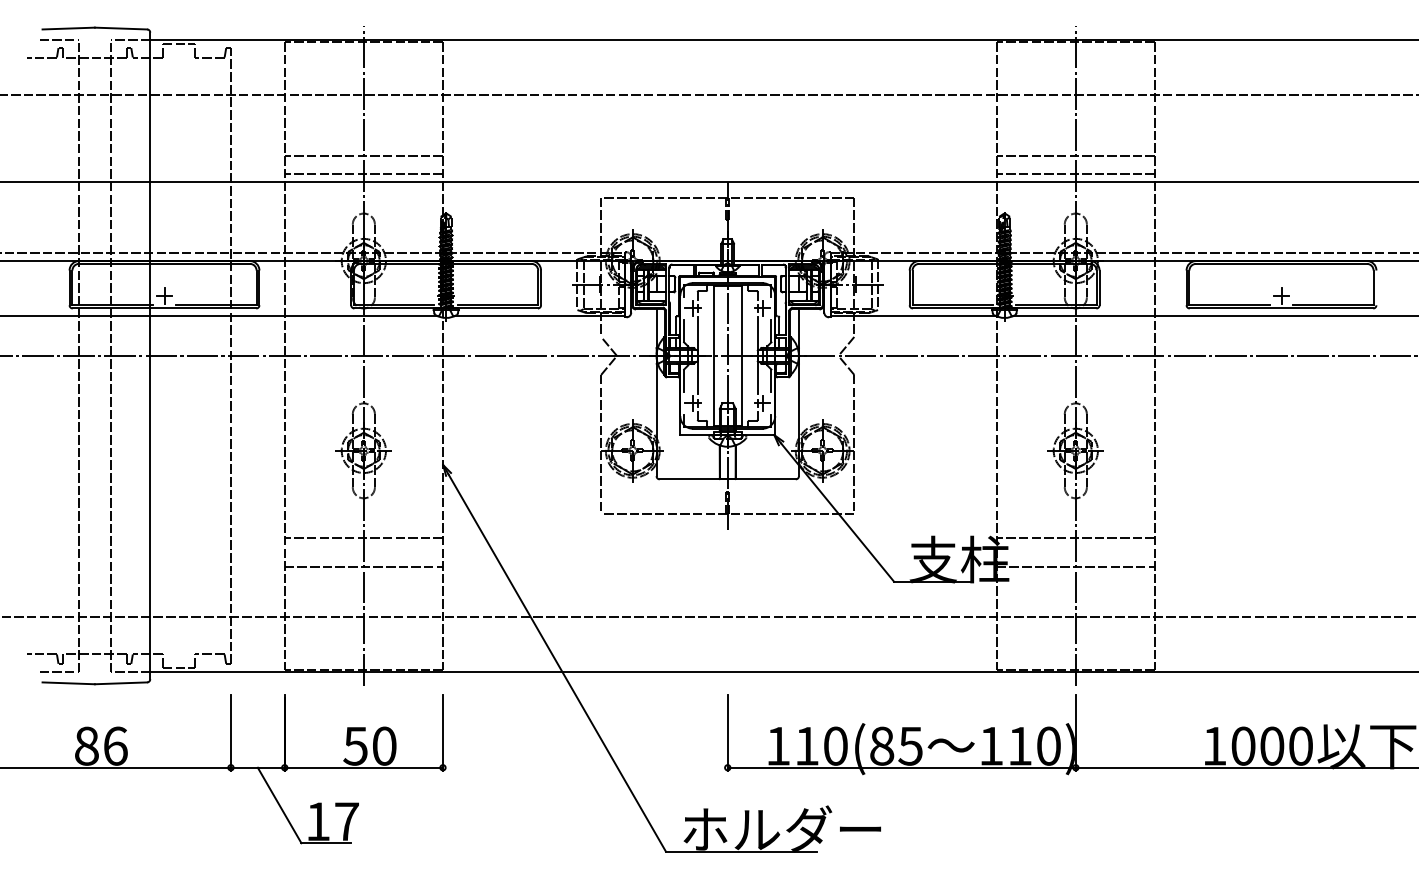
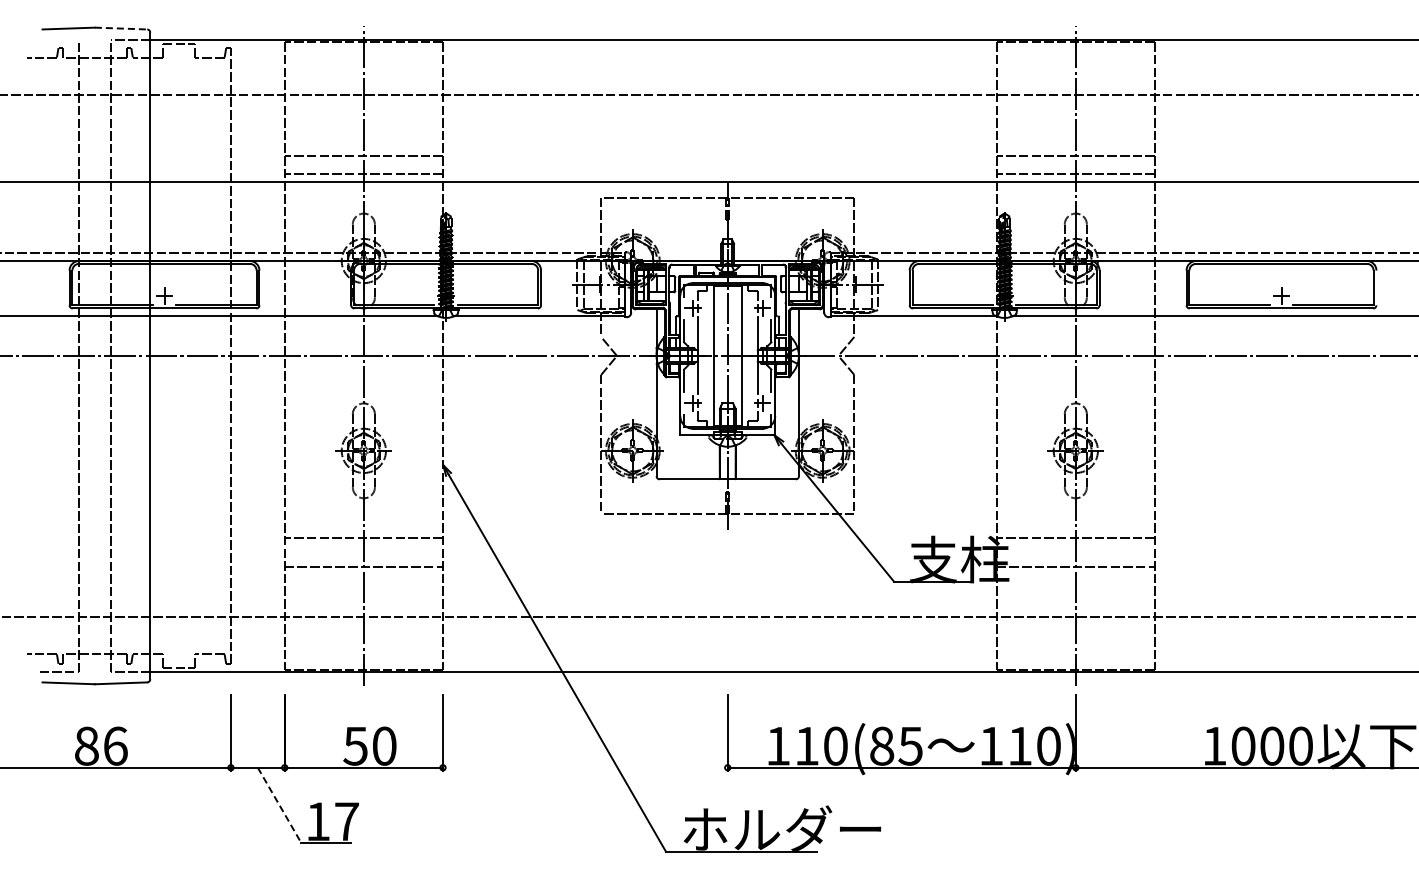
line: solid -> dashed (121, 28)
line: present -> none (59, 39)
line: solid -> dashed (279, 805)
